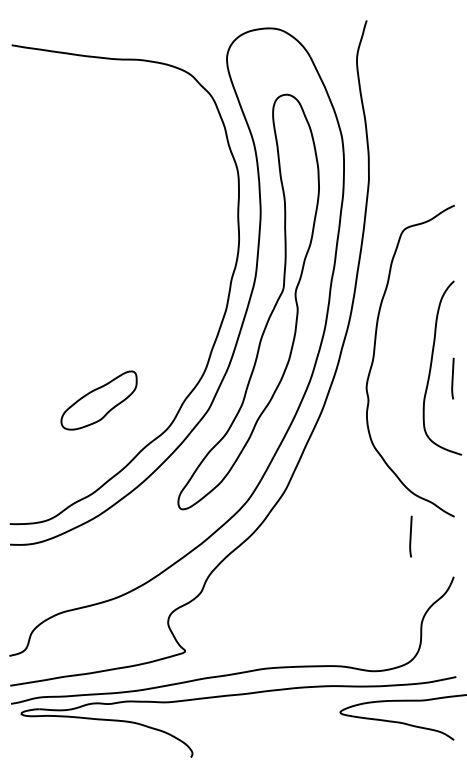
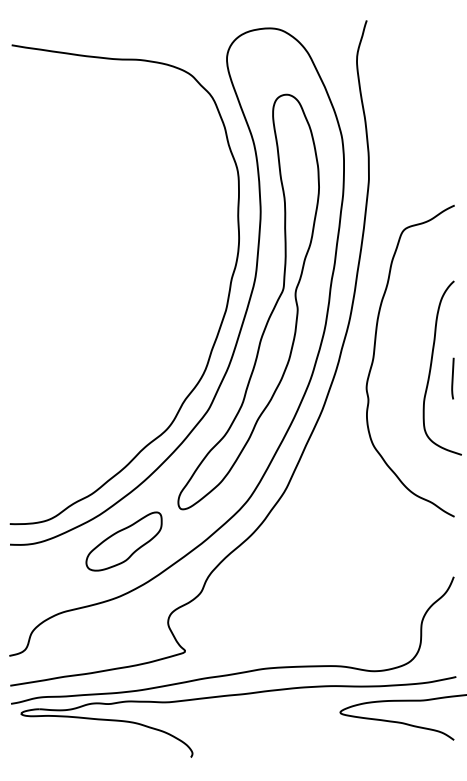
part position: (98, 400) -> (123, 541) (123, 541)
line: present -> none (410, 536)
